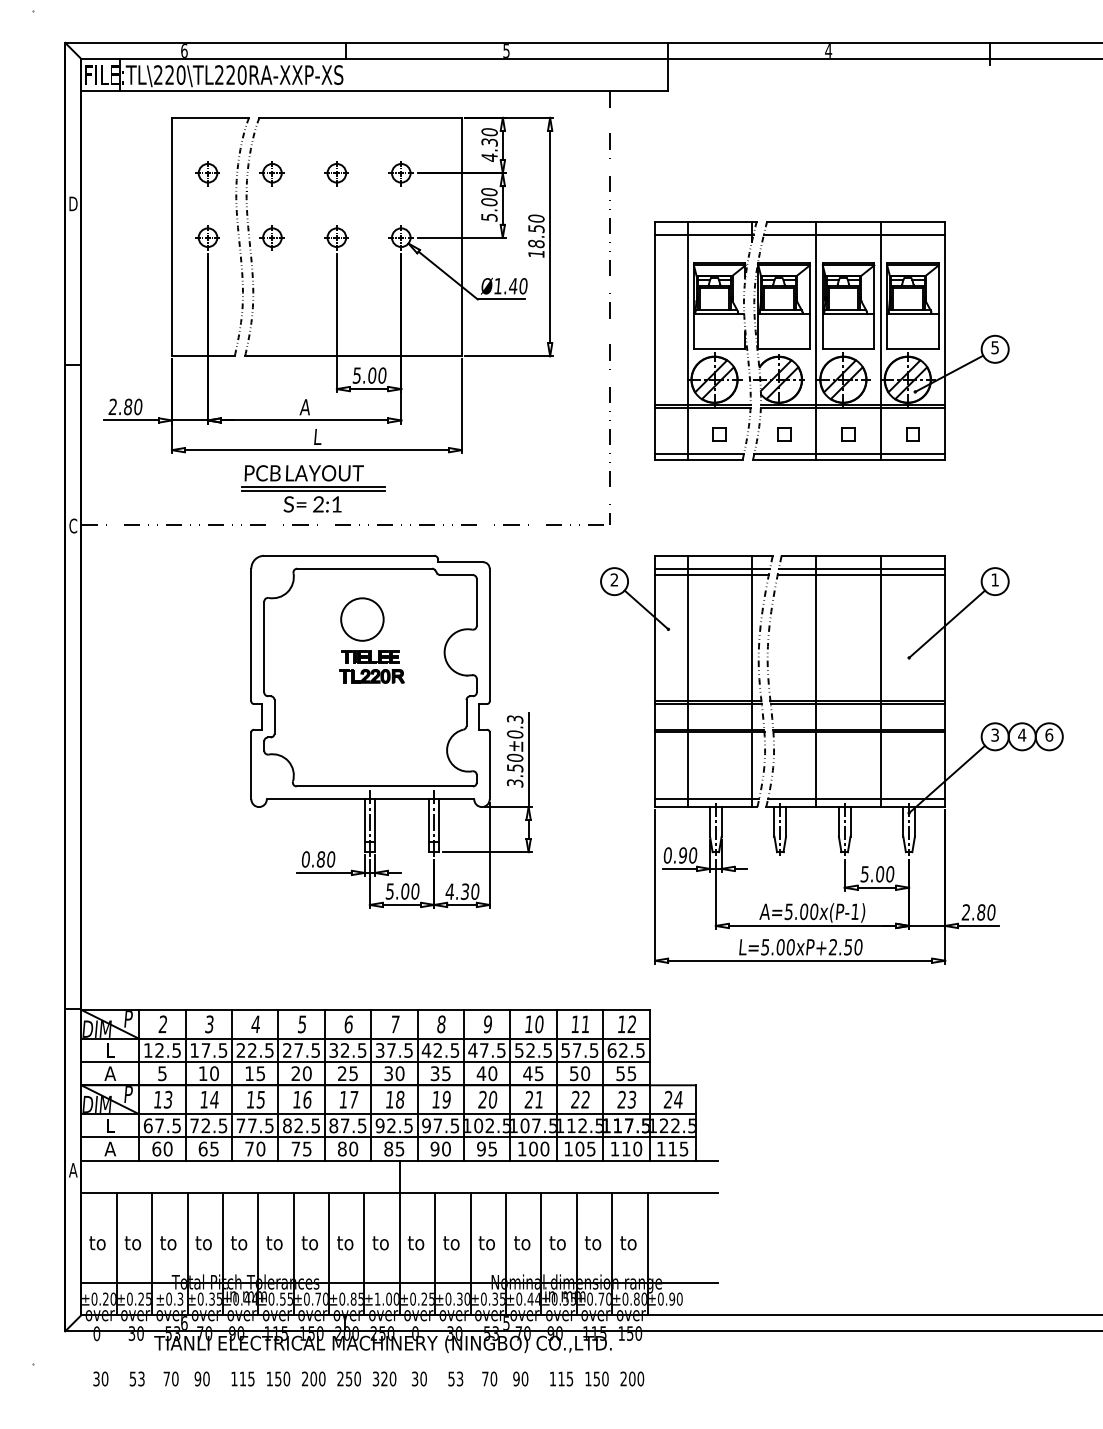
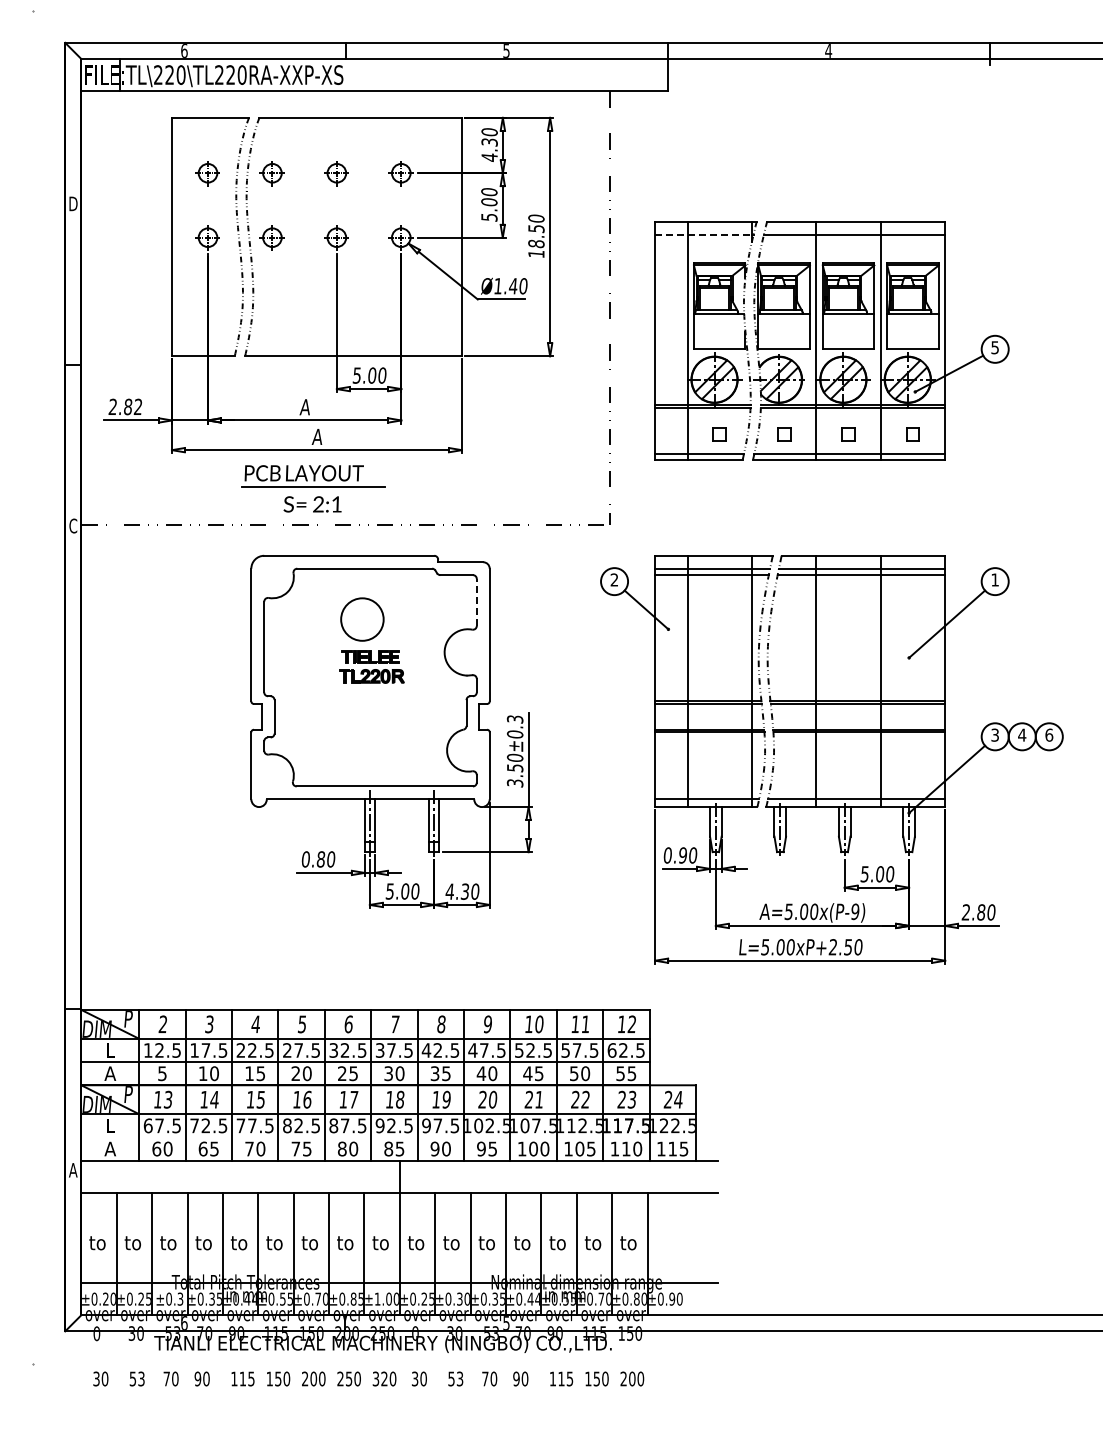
line: solid -> dashed (704, 234)
text: 2.80 -> 2.82 (137, 406)
text: L -> A (316, 436)
line: present -> none (313, 490)
line: solid -> dashed (476, 601)
text: A=5.00x(P-1) -> A=5.00x(P-9) (855, 911)
line: present -> none (388, 1137)
